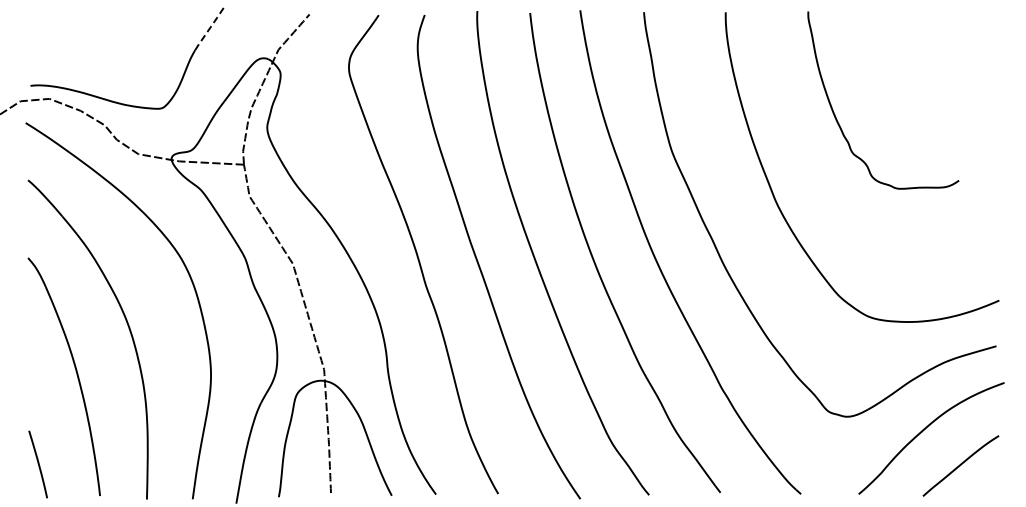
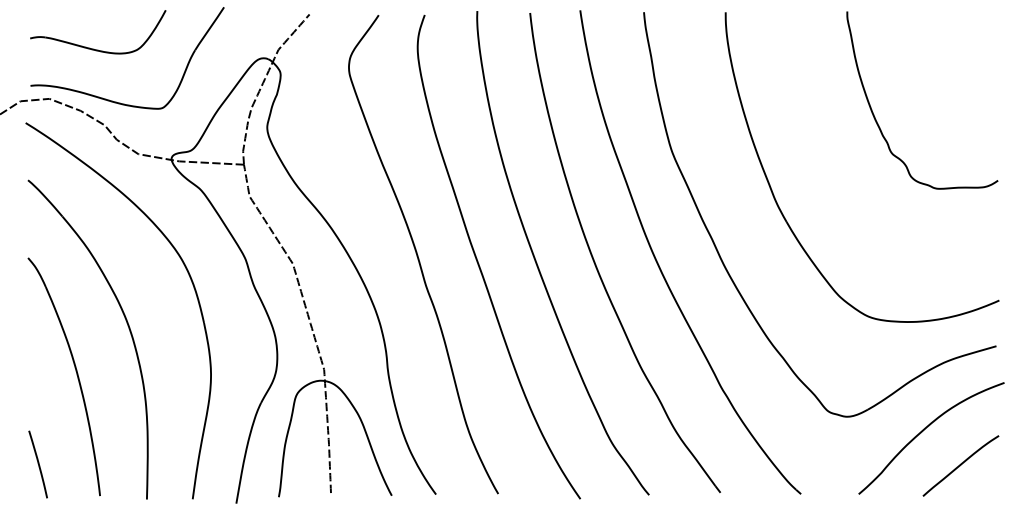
line: dashed -> solid (209, 28)
part: none -> present (93, 48)
curve position: (839, 123) -> (878, 123) (878, 123)
